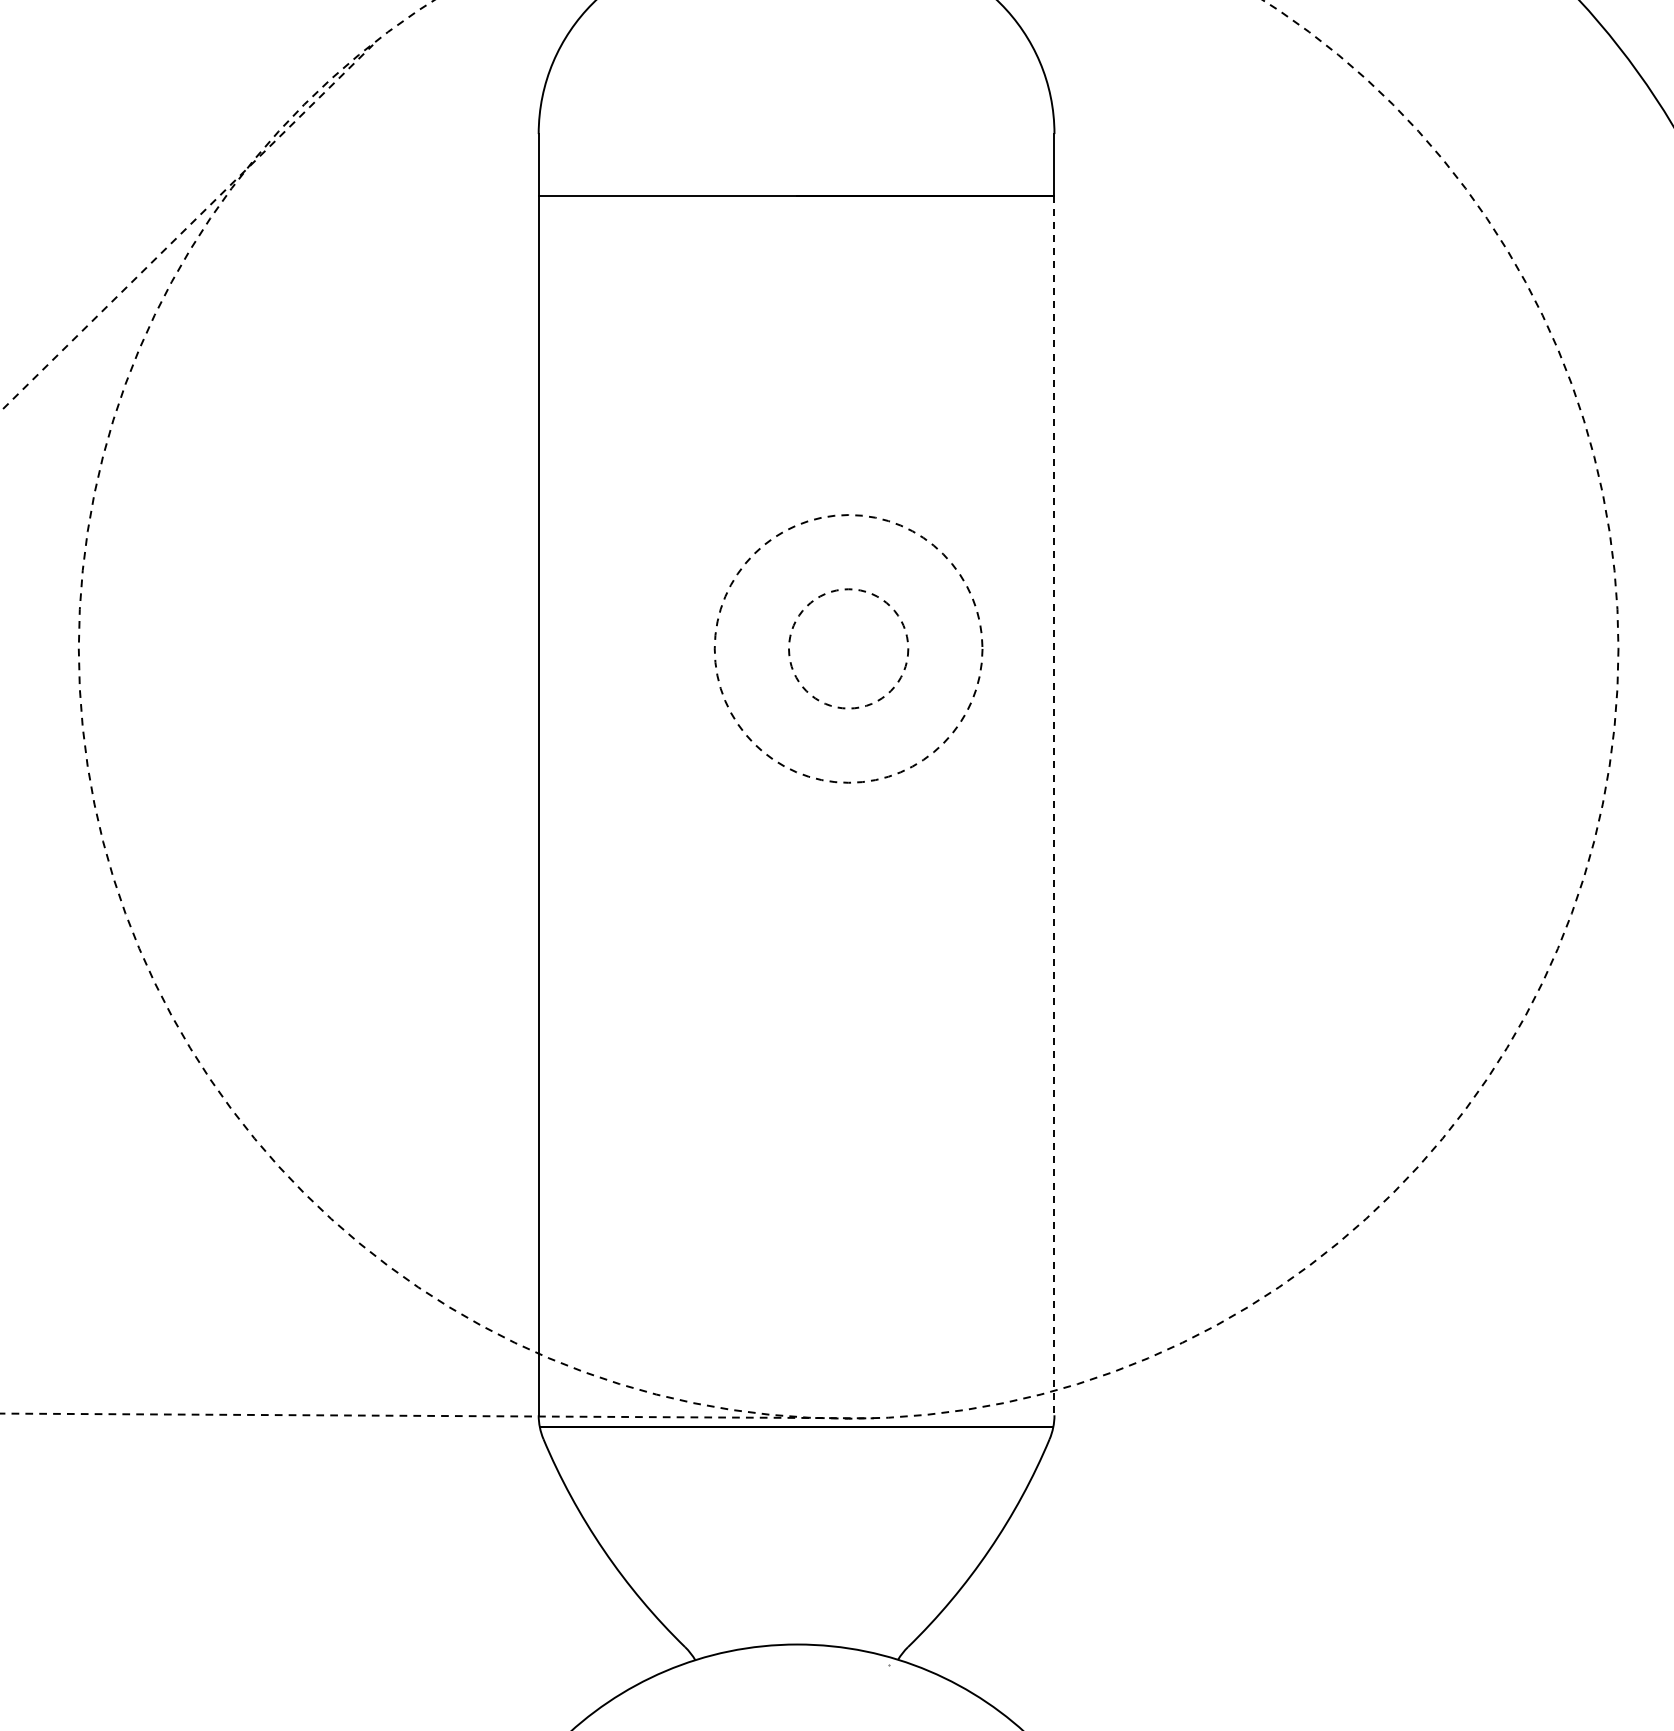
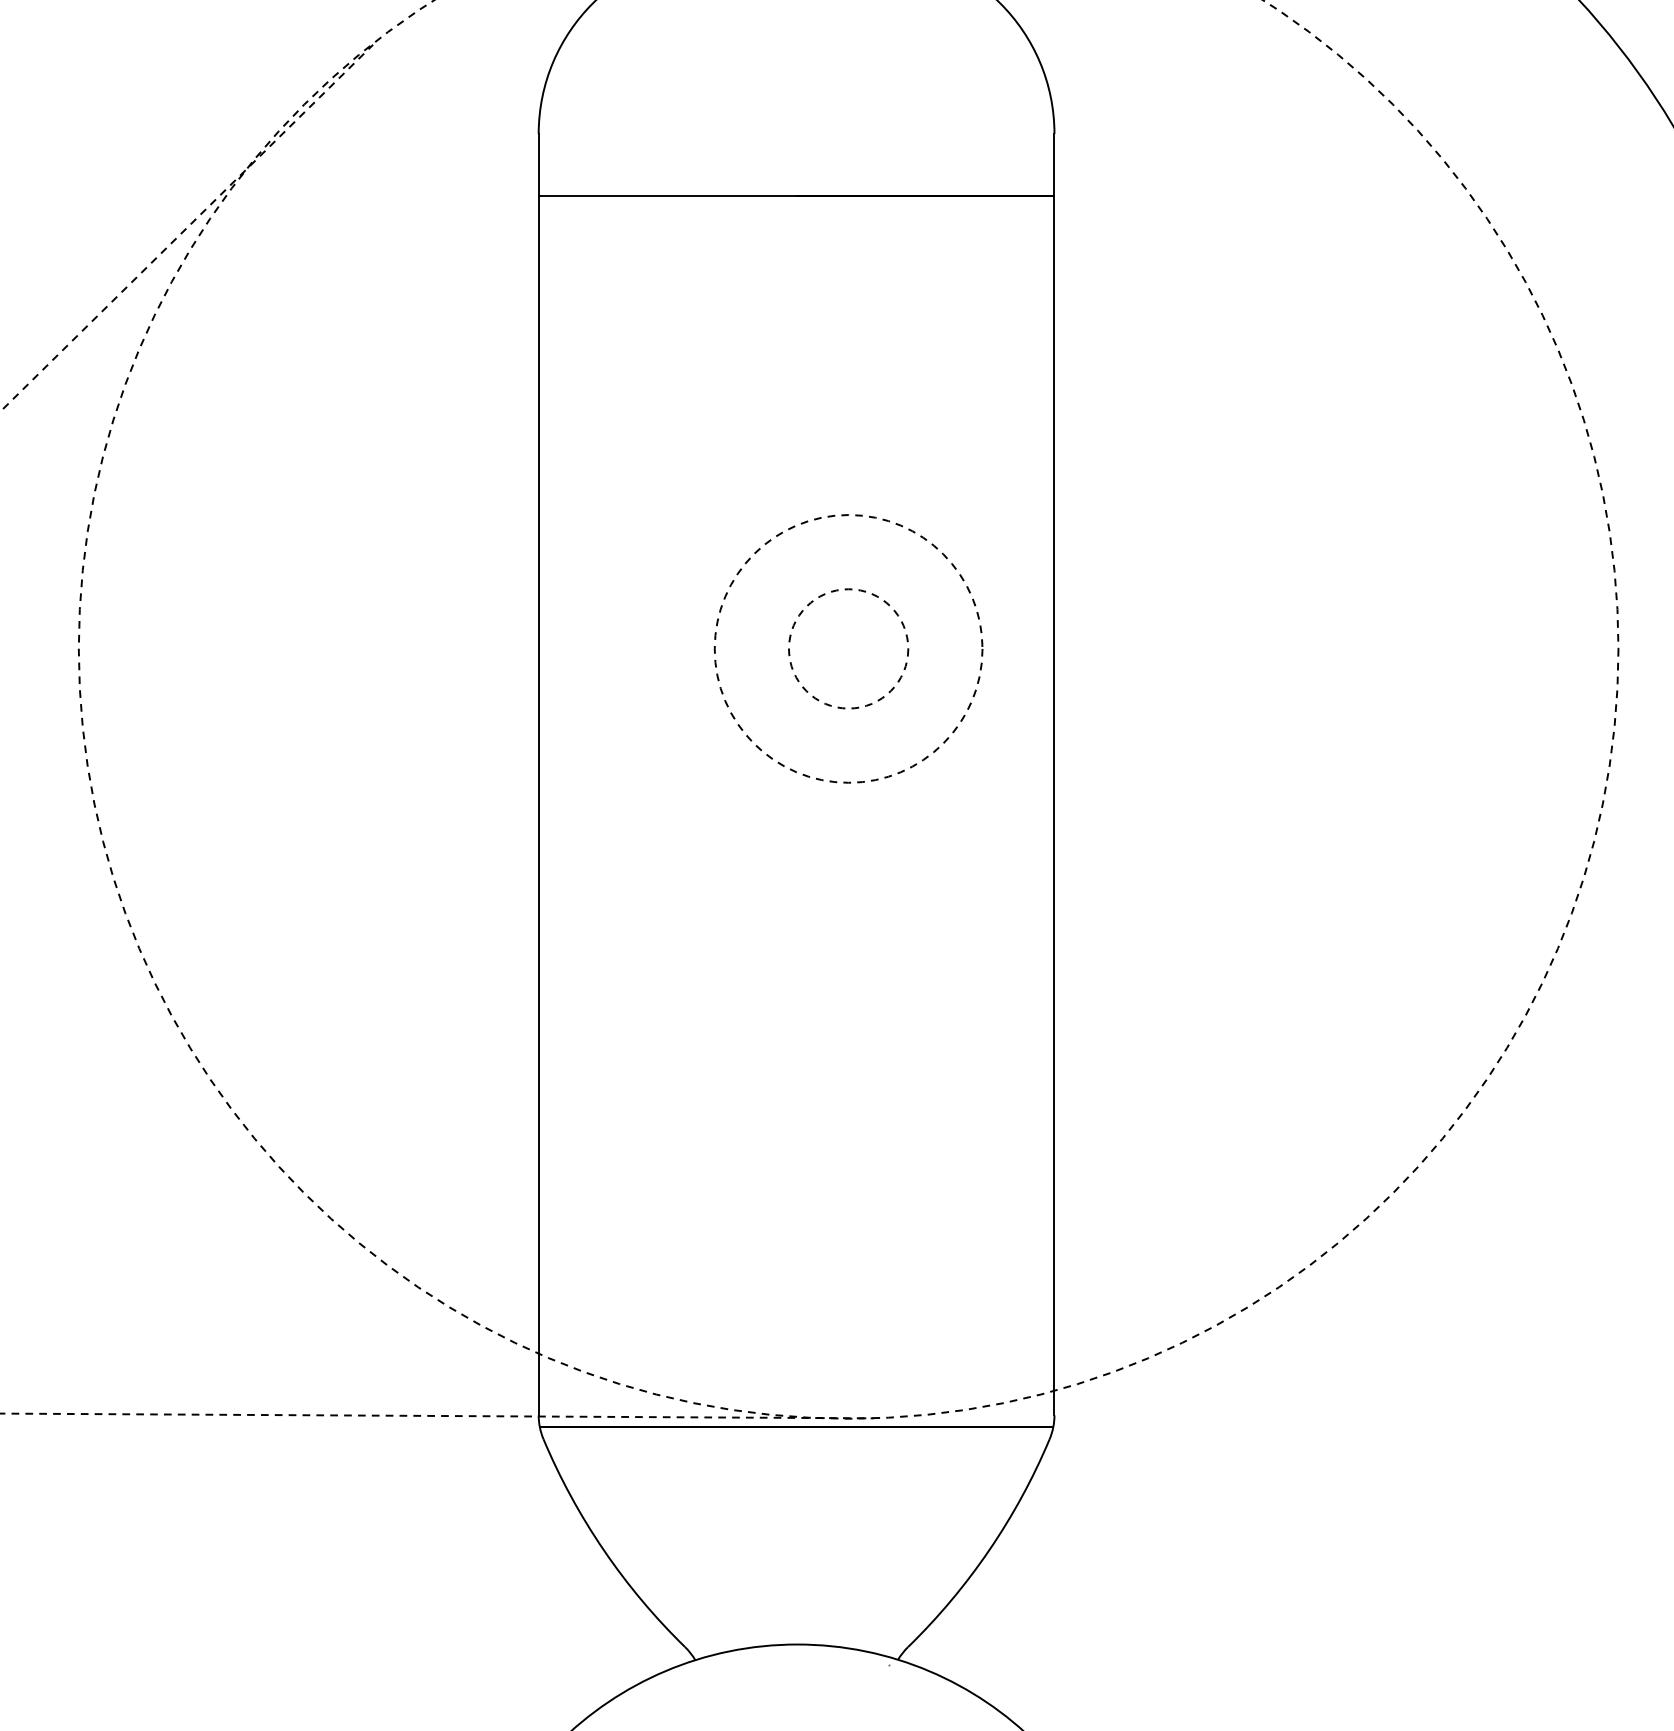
line: dashed -> solid (1054, 805)
